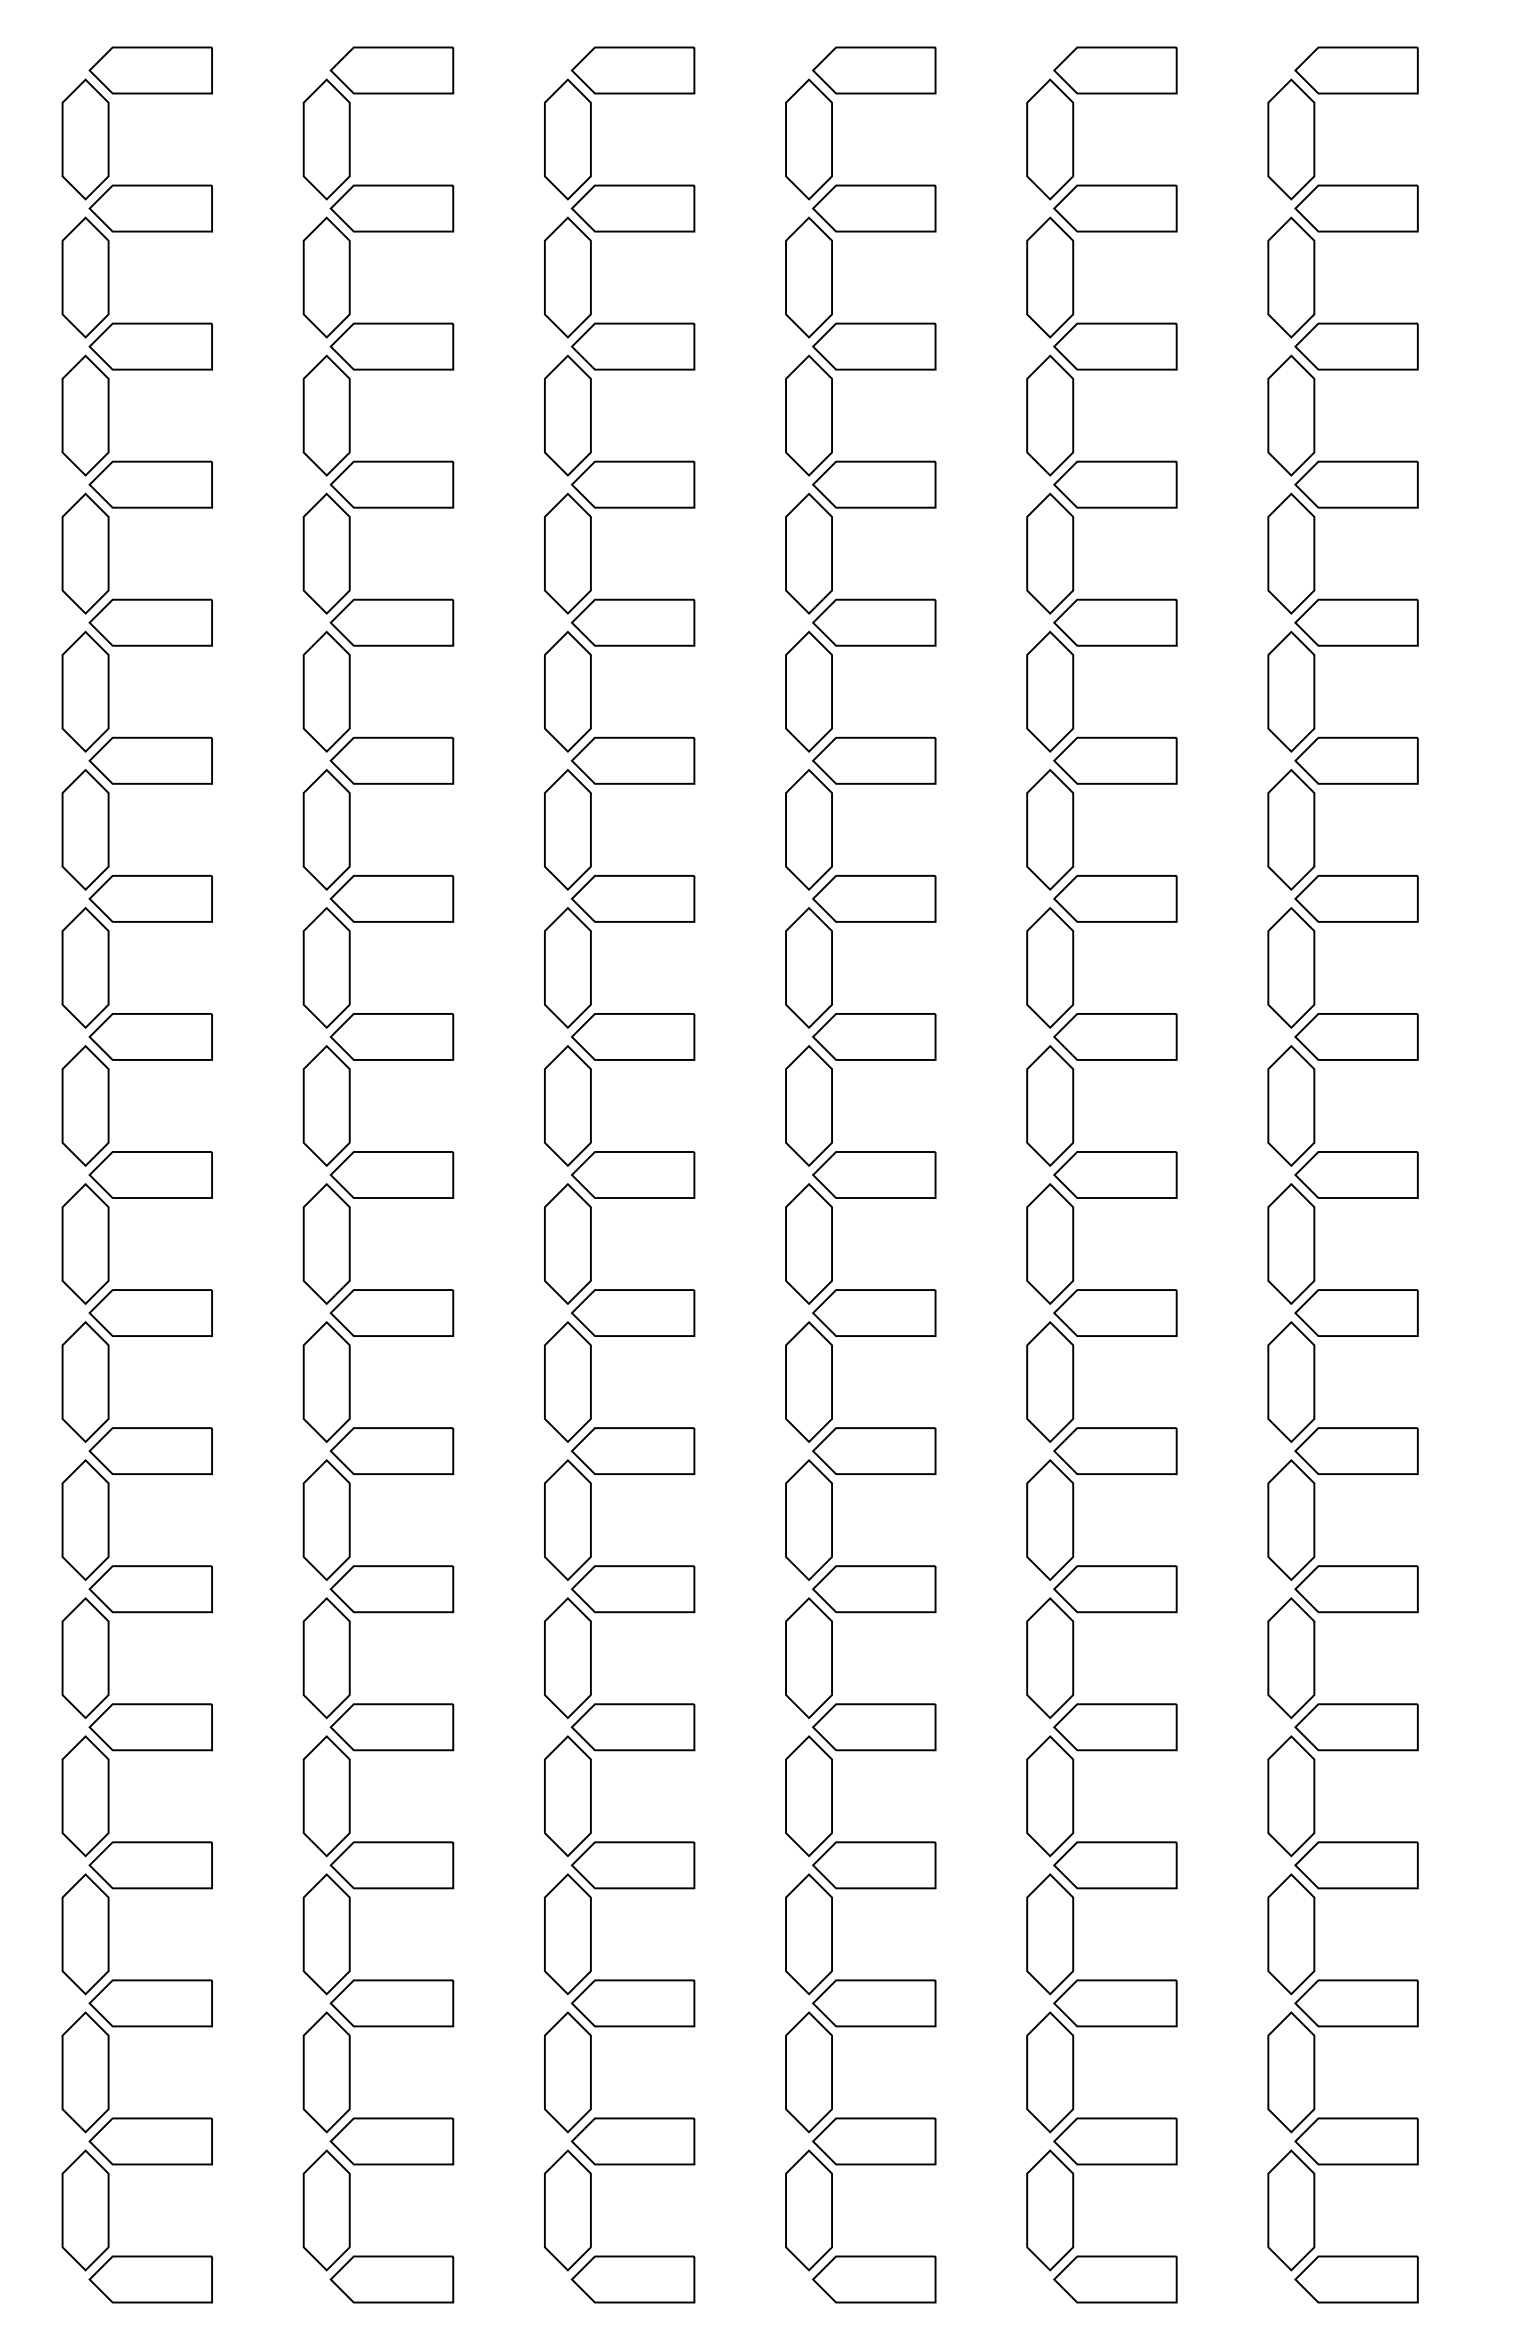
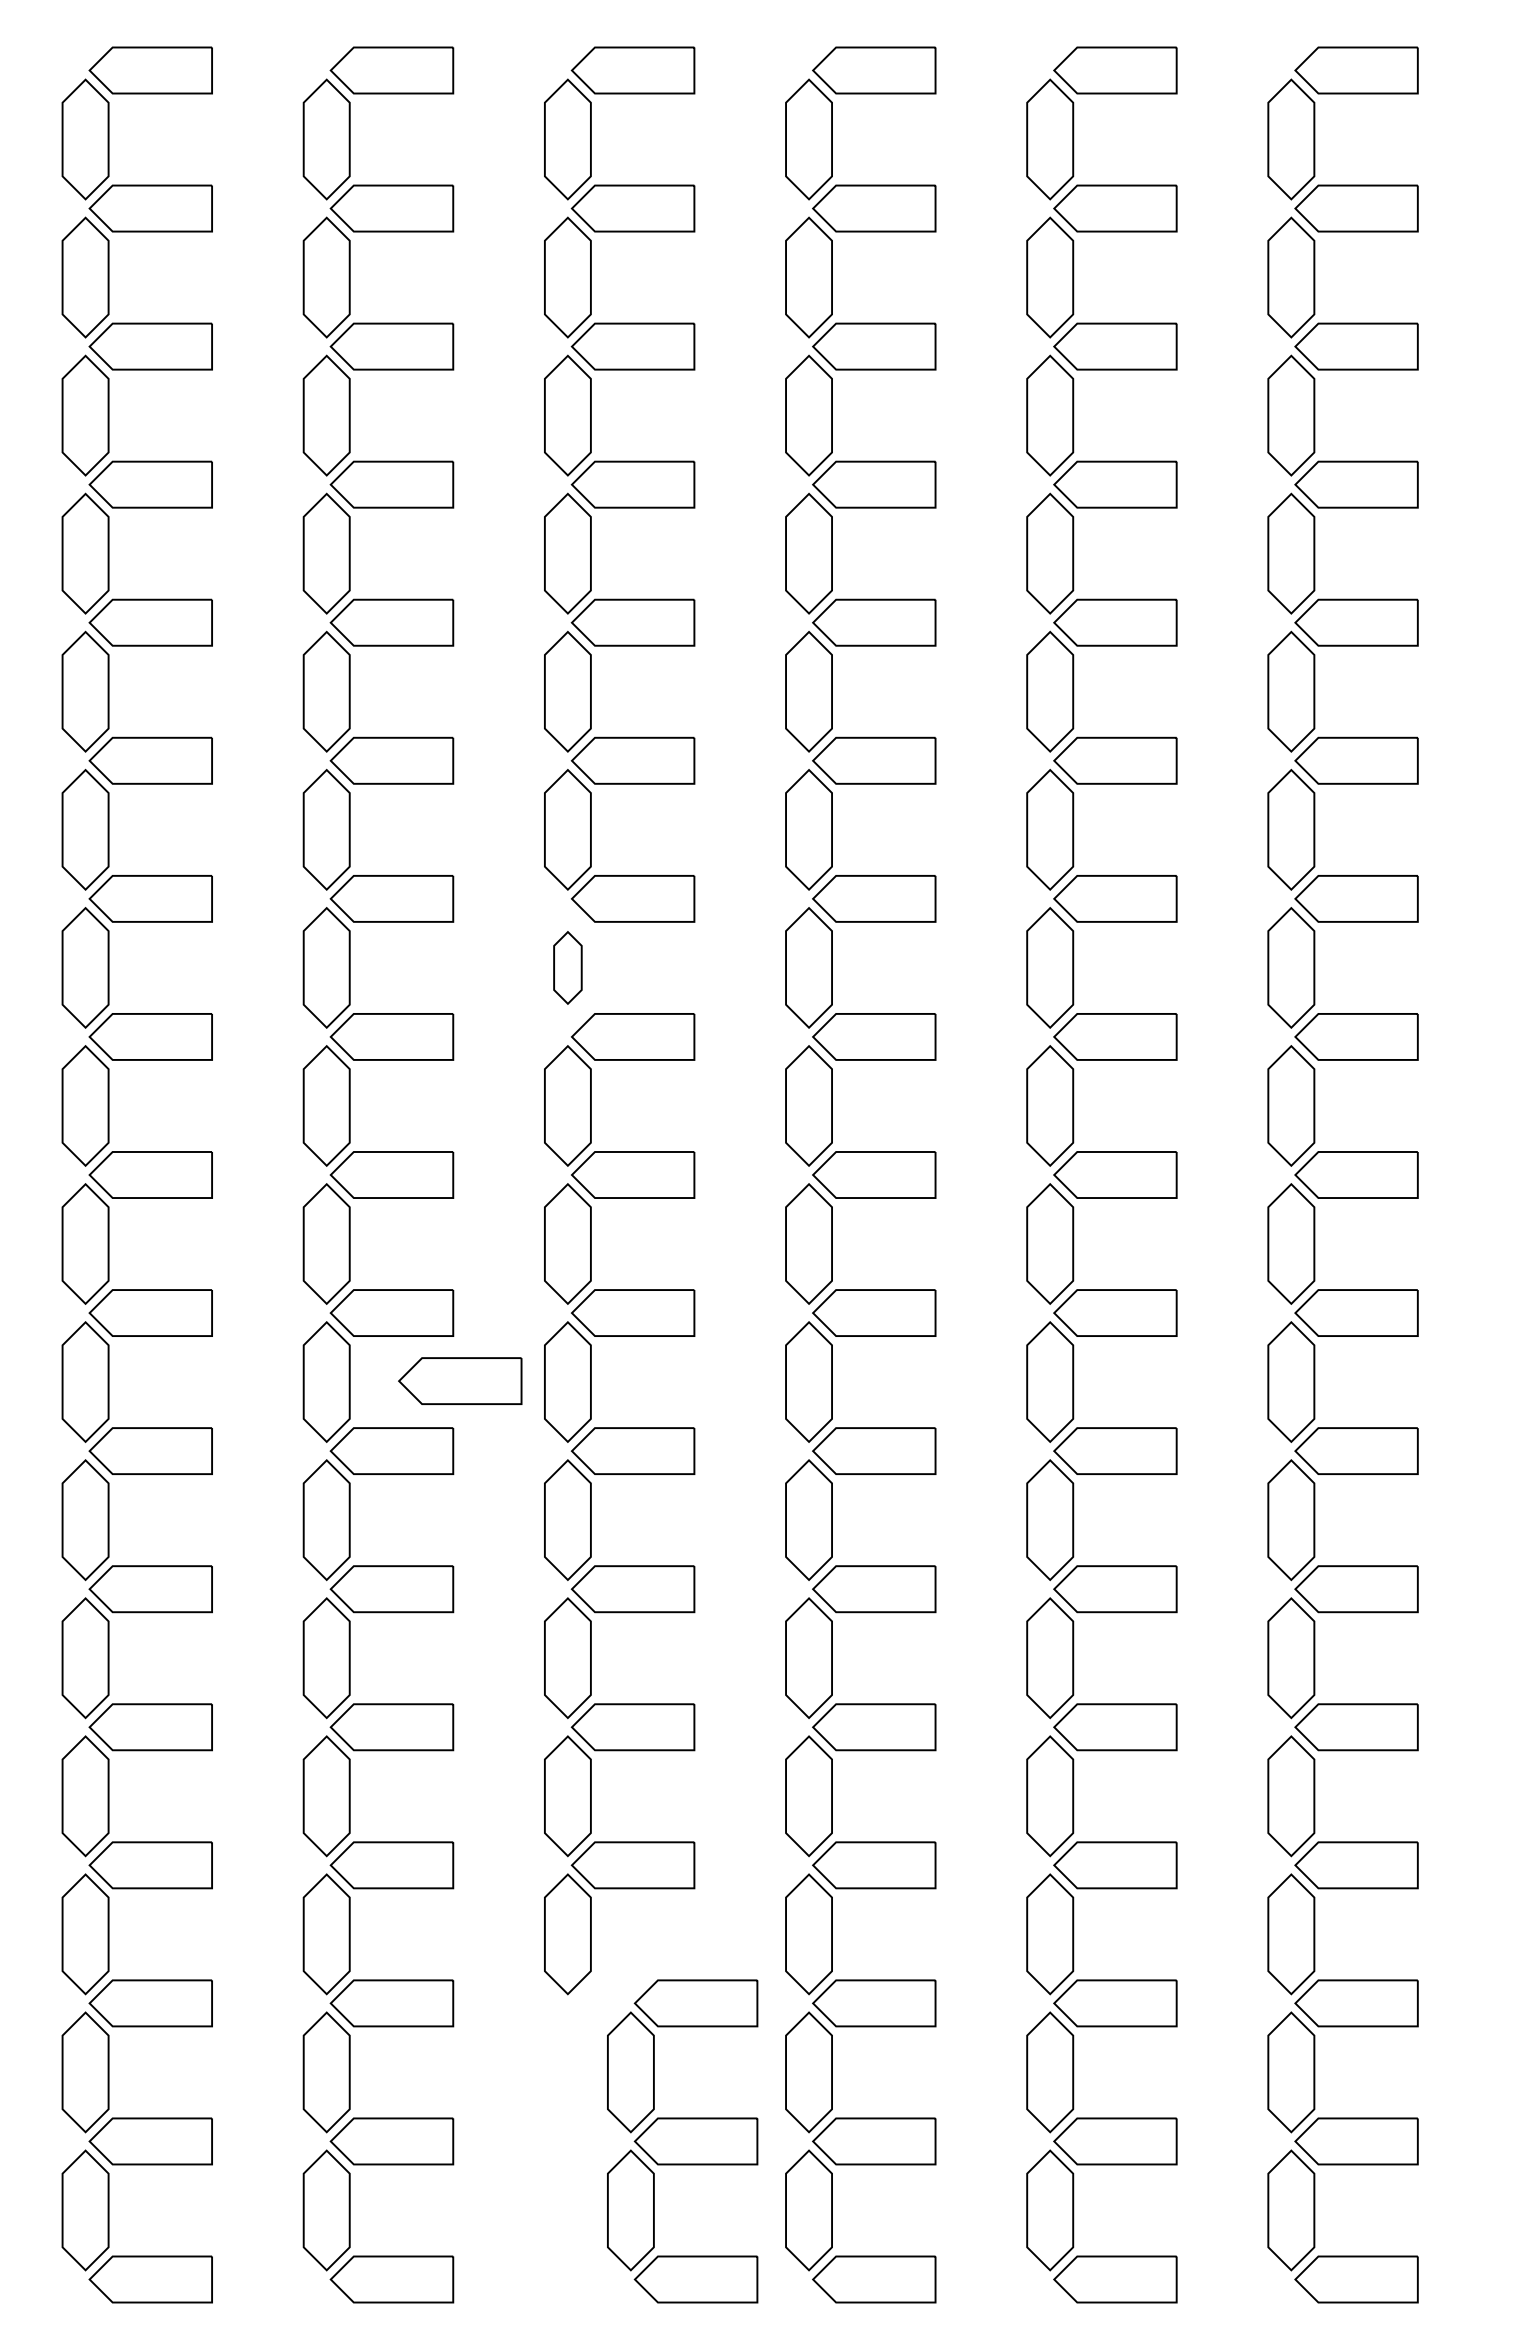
part size: 48x122 px -> 30x74 px (567, 967)
part: none -> present (460, 1380)
part position: (619, 2141) -> (682, 2141) (682, 2141)
